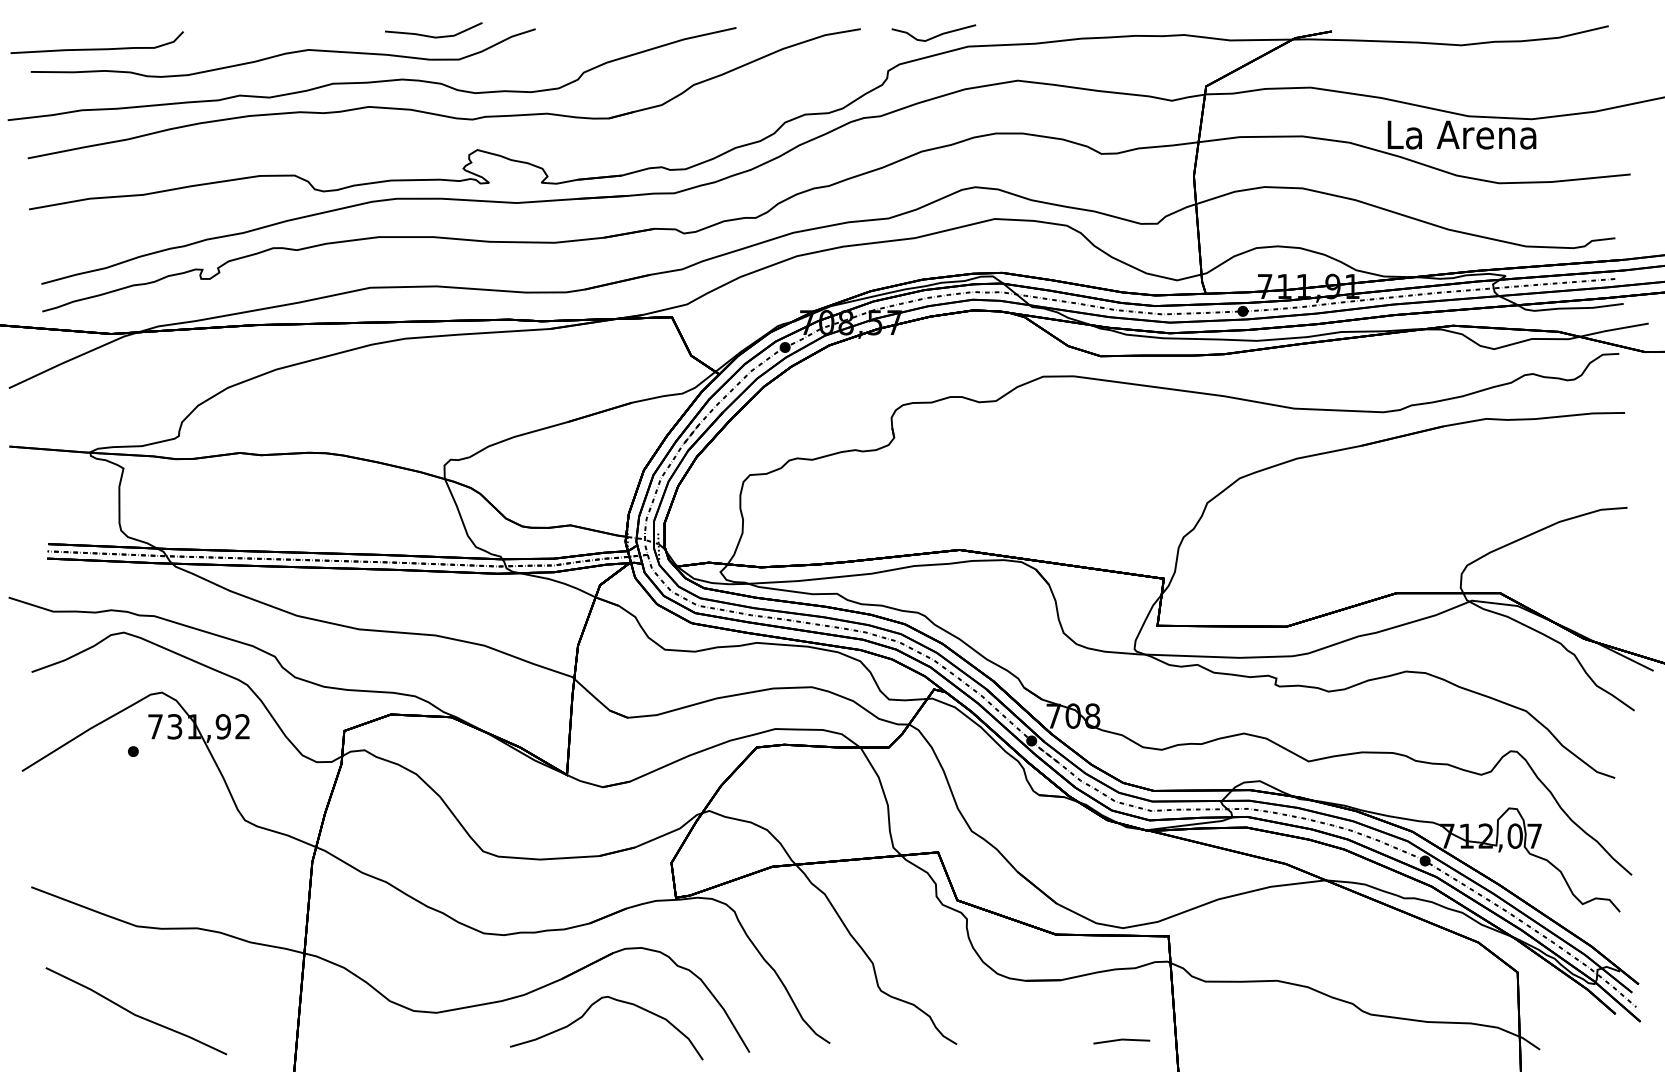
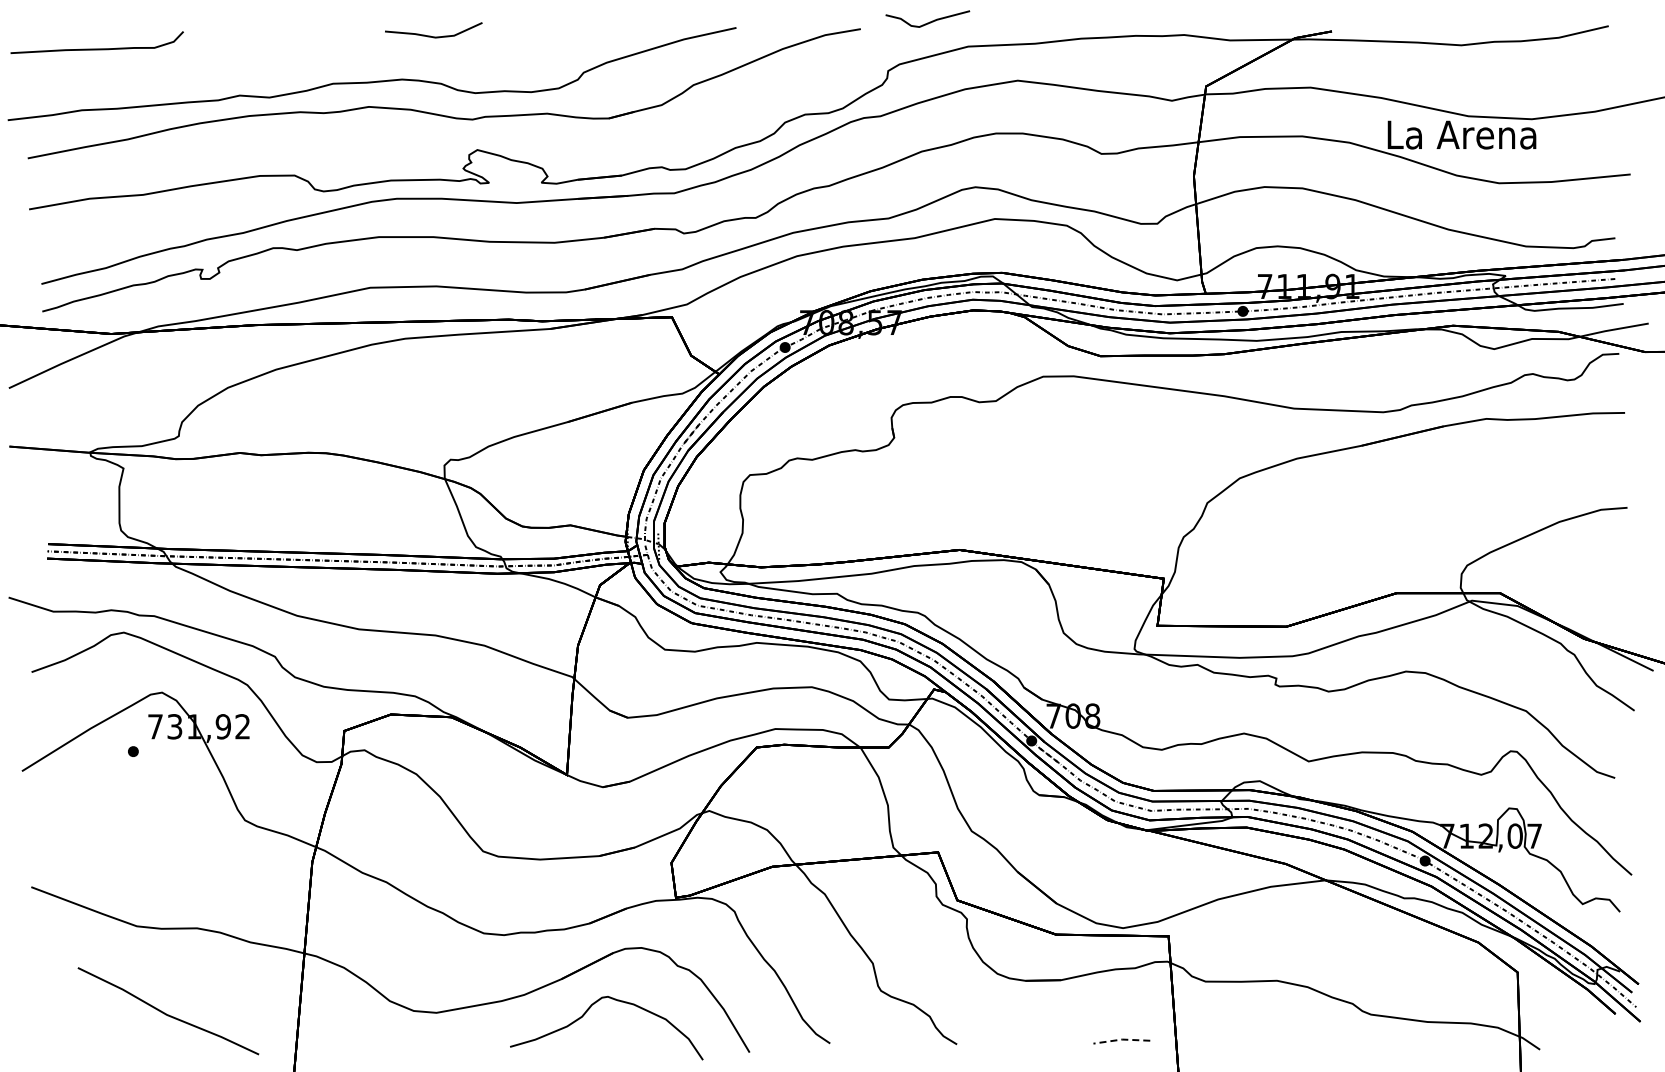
curve position: (935, 35) -> (929, 21) (929, 21)
curve: present -> none (282, 53)
line position: (134, 1013) -> (166, 1013) (166, 1013)
line: solid -> dashed (1122, 1039)
